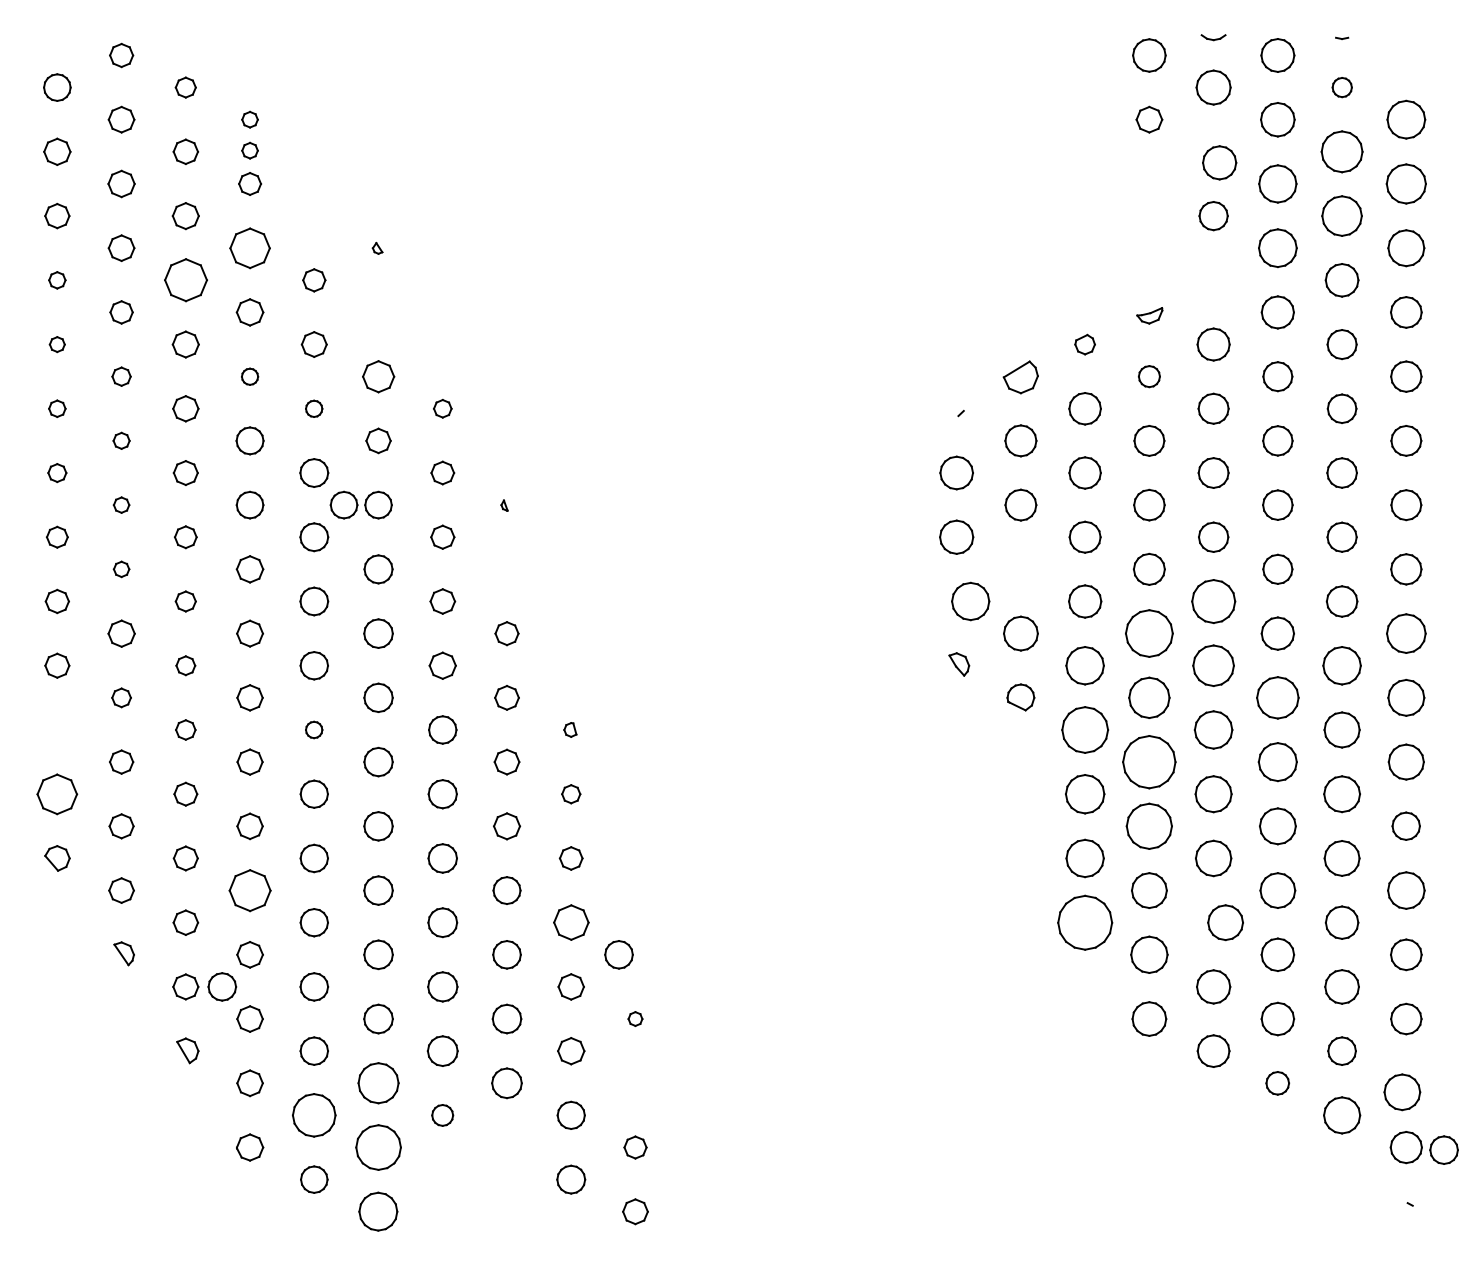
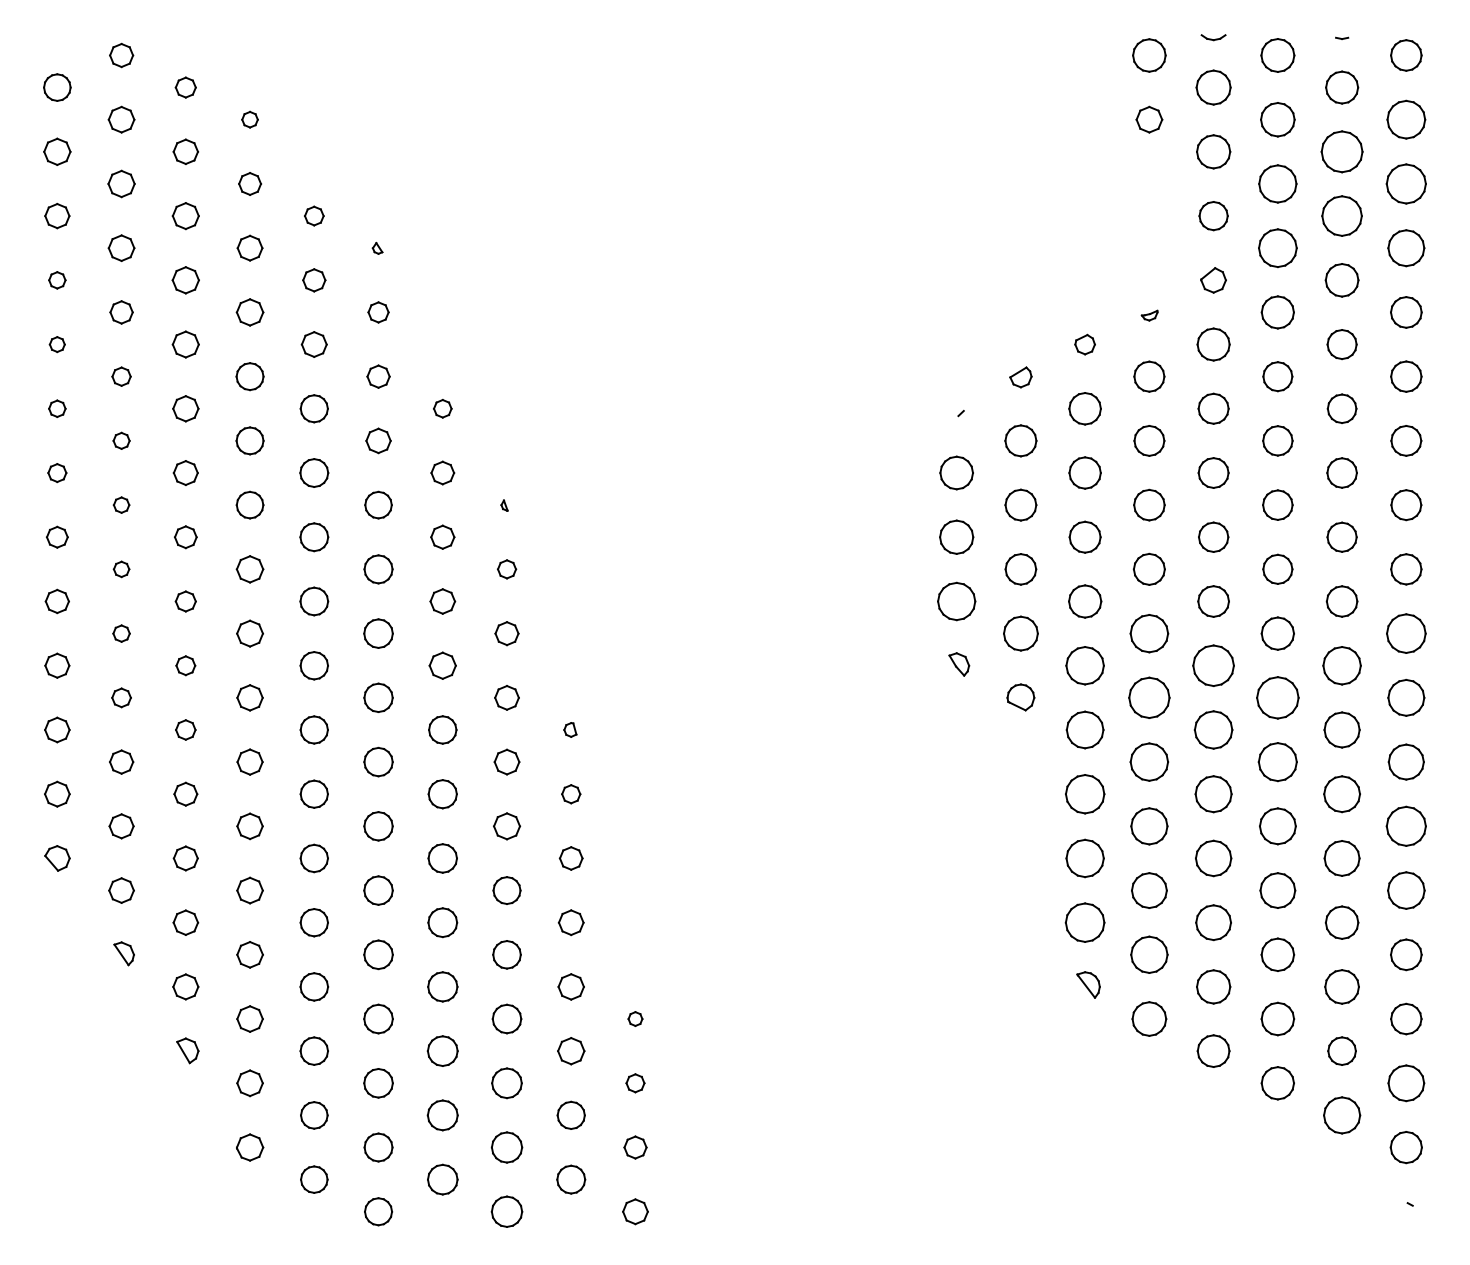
part: none -> present (1406, 55)
part size: 22x22 px -> 35x35 px (1342, 87)
part: present -> none (249, 150)
part position: (1219, 162) -> (1213, 151) (1213, 151)
part: none -> present (314, 215)
part size: 42x43 px -> 28x28 px (249, 247)
part size: 44x45 px -> 29x29 px (185, 280)
part: none -> present (1213, 280)
part: none -> present (378, 312)
part size: 28x18 px -> 19x13 px (1149, 315)
part size: 19x19 px -> 30x30 px (249, 376)
part size: 34x34 px -> 25x25 px (378, 376)
part size: 23x24 px -> 33x33 px (1149, 376)
part size: 37x35 px -> 24x23 px (1020, 377)
part size: 19x19 px -> 30x30 px (313, 408)
part: present -> none (343, 504)
part: none -> present (507, 569)
part: none -> present (1020, 569)
part position: (970, 601) -> (956, 601) (956, 601)
part size: 46x45 px -> 33x33 px (1213, 601)
part size: 29x29 px -> 19x19 px (121, 633)
part size: 49x49 px -> 41x40 px (1149, 633)
part: none -> present (57, 729)
part size: 19x20 px -> 30x30 px (313, 729)
part size: 49x48 px -> 40x40 px (1084, 729)
part size: 55x55 px -> 41x40 px (1149, 761)
part size: 43x43 px -> 27x28 px (57, 793)
part size: 48x48 px -> 39x39 px (1149, 826)
part size: 30x30 px -> 42x42 px (1405, 825)
part size: 44x44 px -> 28x29 px (249, 890)
part size: 37x37 px -> 28x28 px (570, 922)
part size: 57x57 px -> 42x41 px (1084, 922)
part position: (1225, 922) -> (1213, 922) (1213, 922)
part: present -> none (618, 954)
part: none -> present (1088, 984)
part: present -> none (222, 986)
part size: 43x43 px -> 31x31 px (378, 1083)
part: none -> present (635, 1083)
part size: 26x25 px -> 35x35 px (1277, 1083)
part position: (1402, 1092) -> (1406, 1083) (1406, 1083)
part size: 45x45 px -> 29x29 px (314, 1115)
part size: 24x23 px -> 33x33 px (442, 1115)
part size: 47x47 px -> 31x31 px (378, 1147)
part: none -> present (506, 1147)
part: present -> none (1443, 1149)
part: none -> present (442, 1179)
part size: 41x41 px -> 30x30 px (378, 1211)
part: none -> present (506, 1211)
